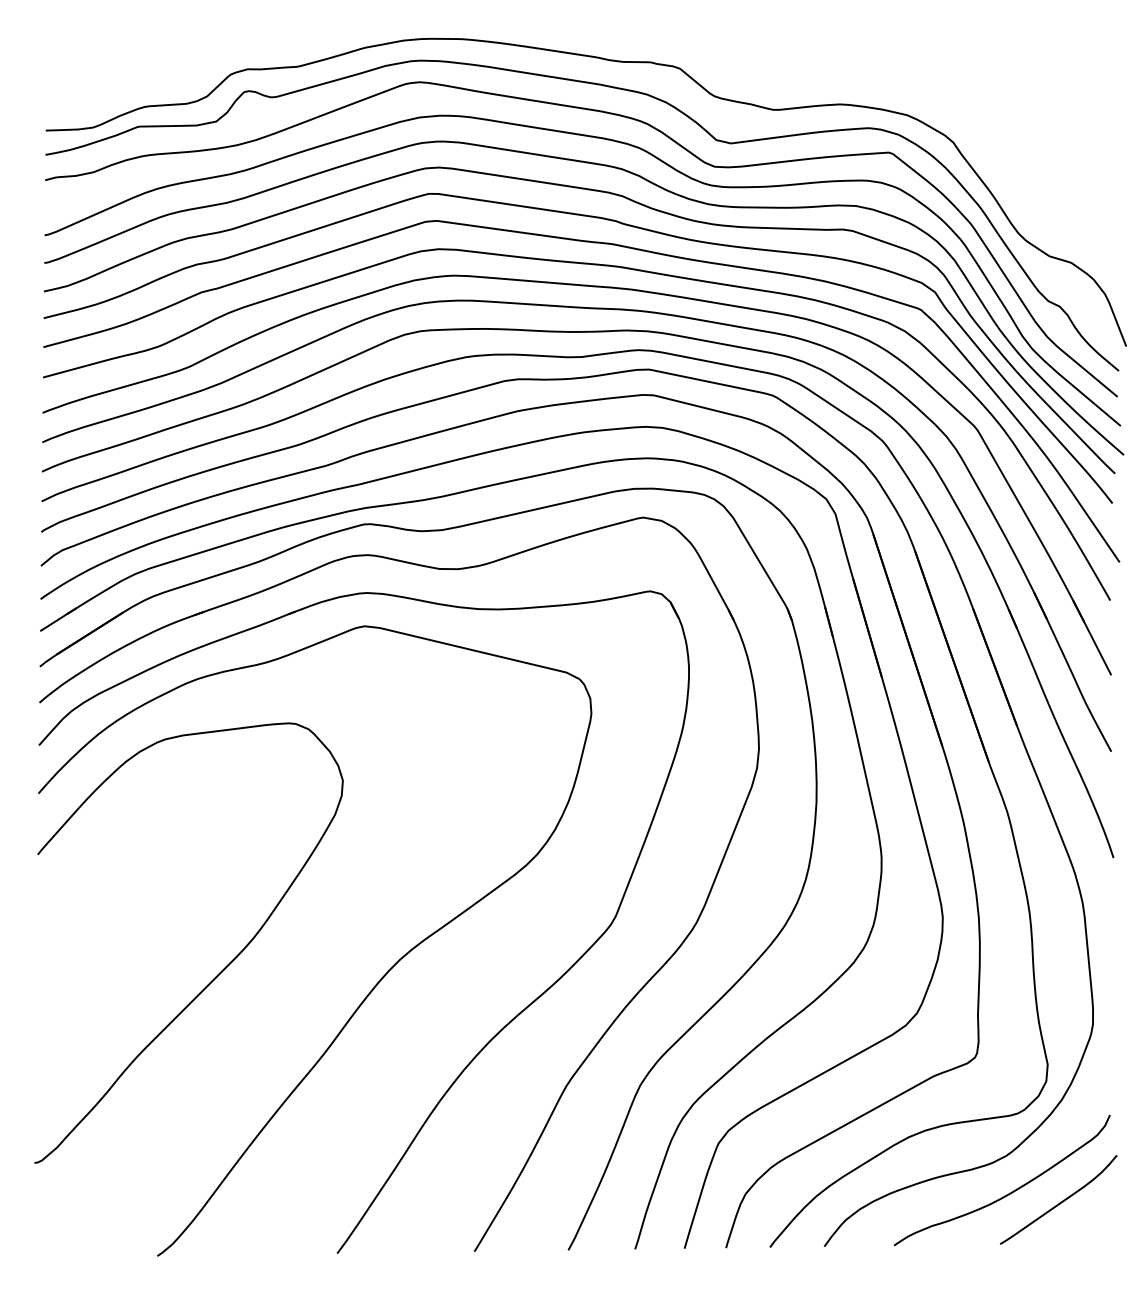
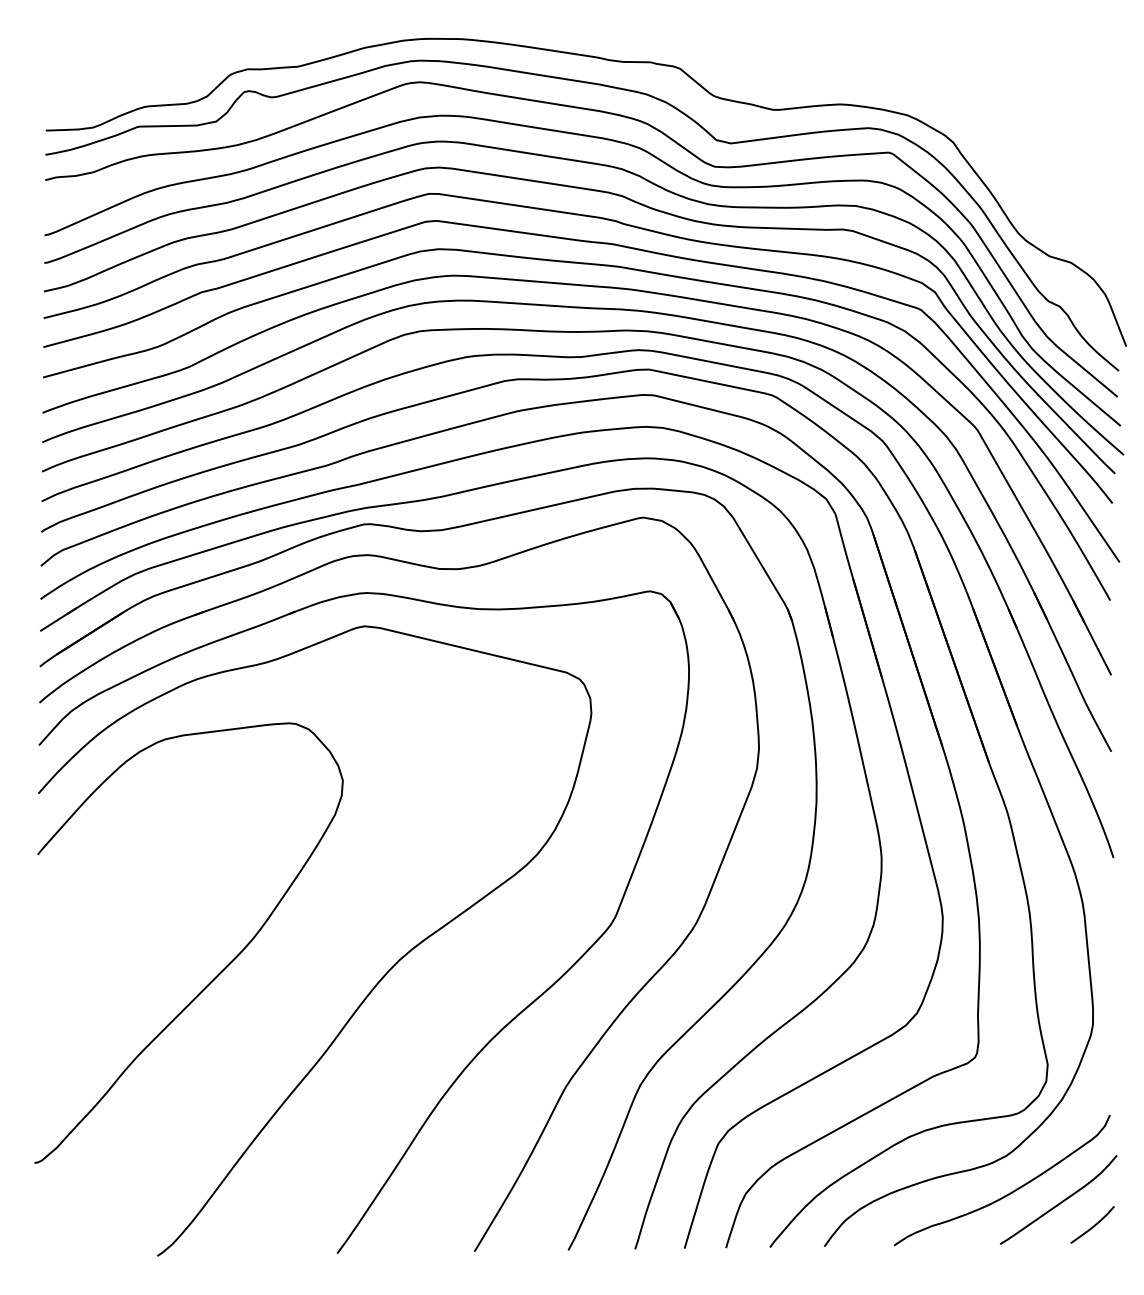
curve: none -> present (1093, 1225)
